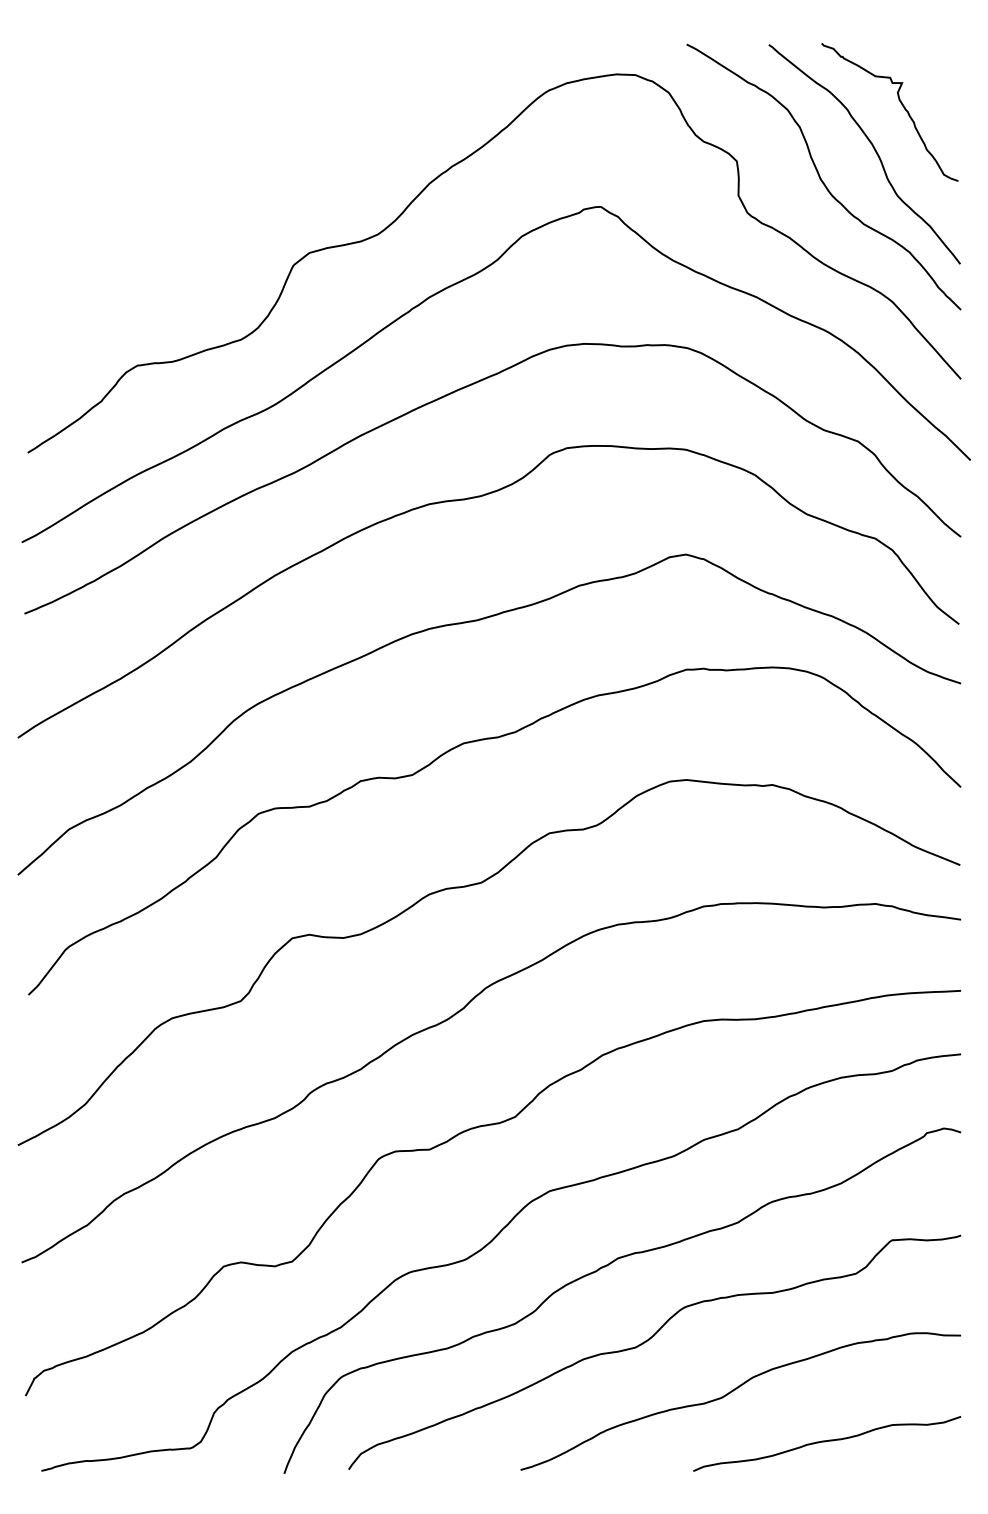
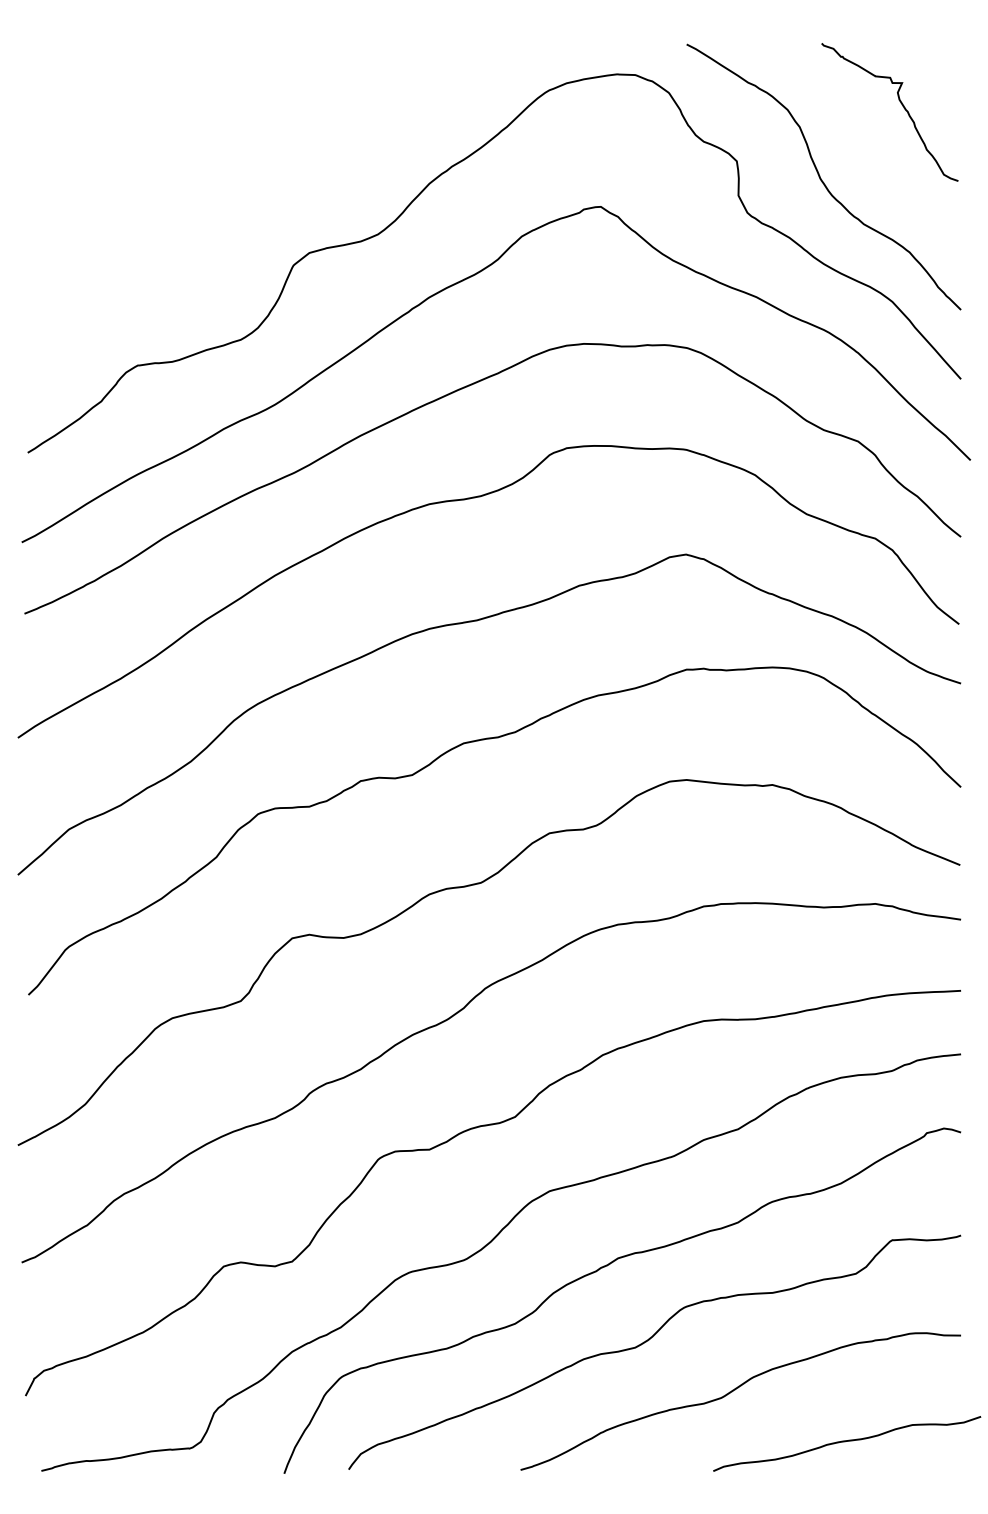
curve: present -> none (873, 149)
curve position: (827, 1441) -> (847, 1441) (847, 1441)
